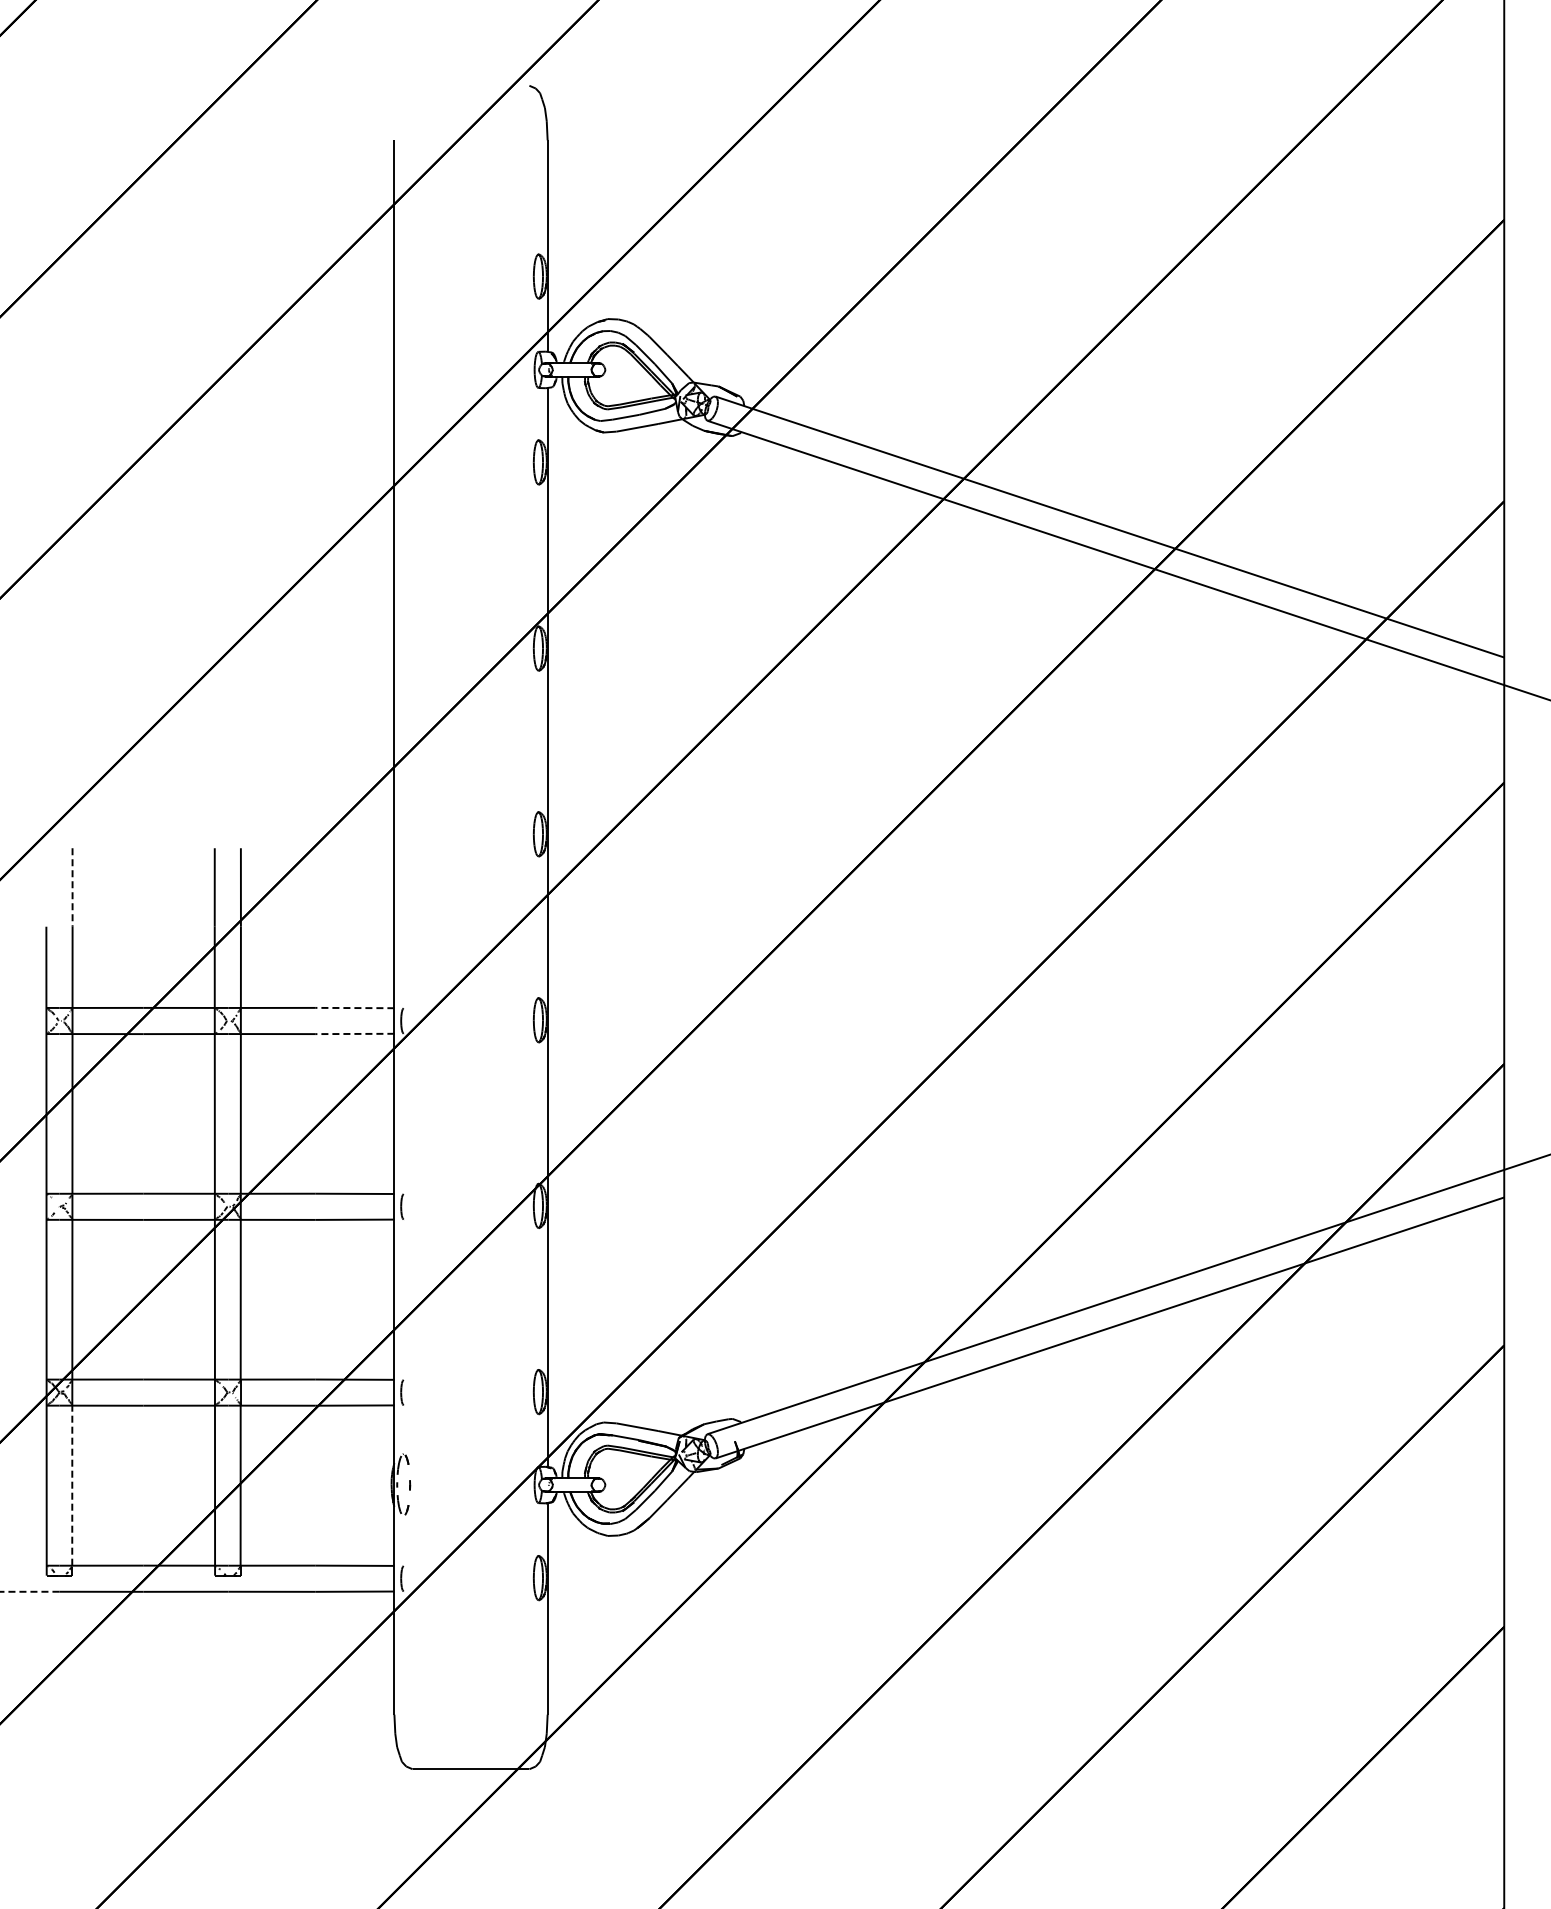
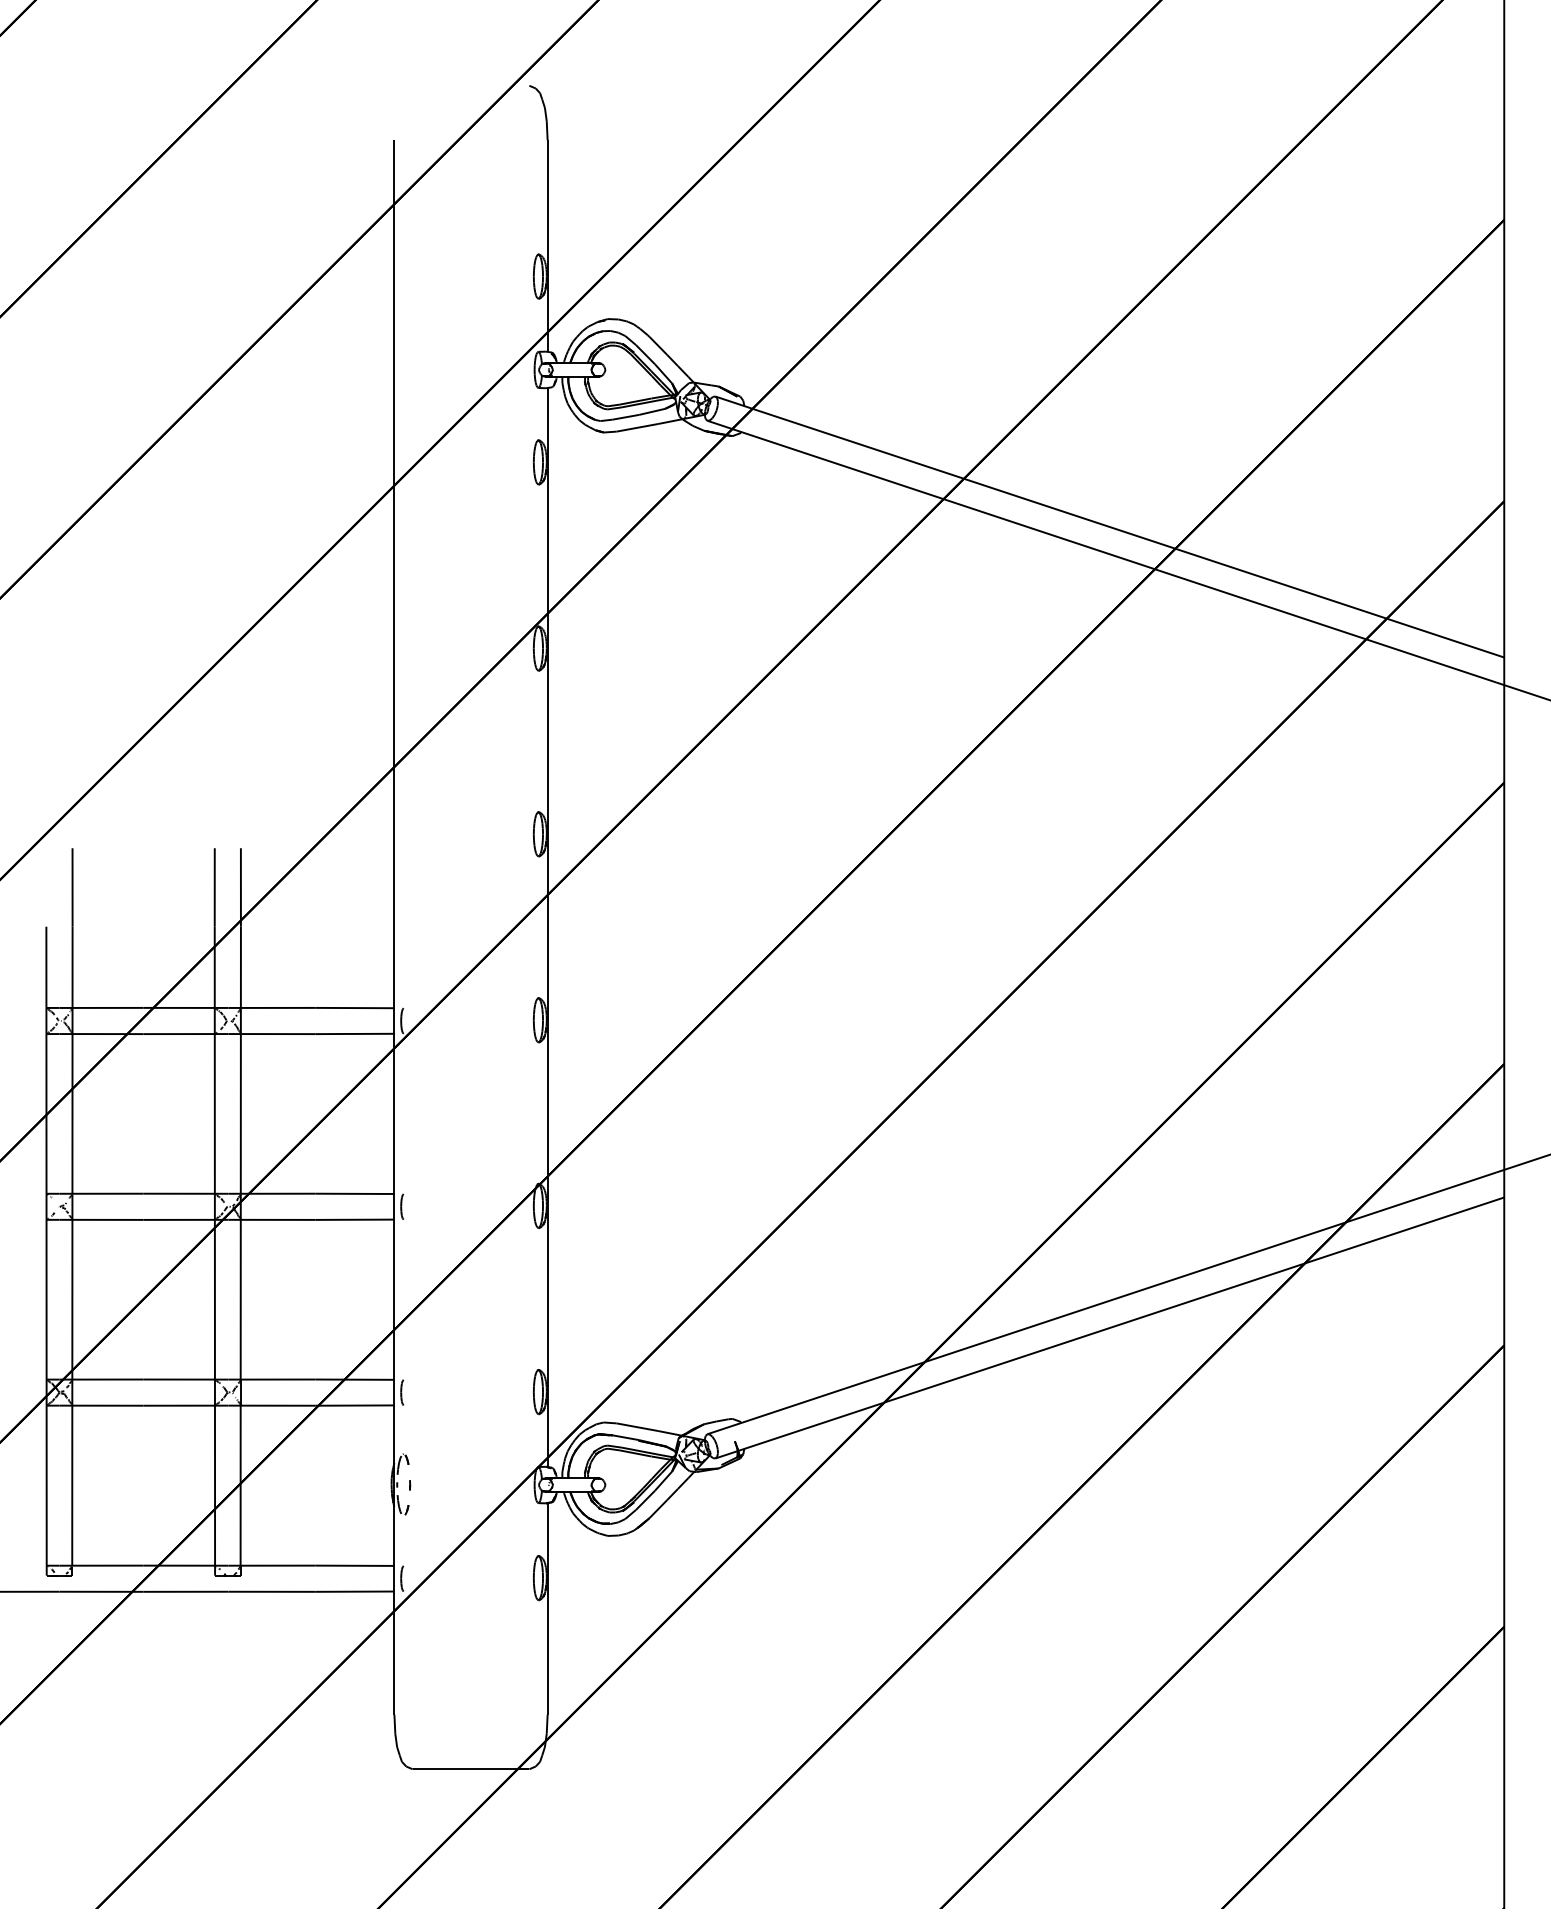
line: dashed -> solid (72, 887)
line: dashed -> solid (354, 1008)
line: dashed -> solid (354, 1033)
line: dashed -> solid (72, 1485)
line: dashed -> solid (29, 1591)
